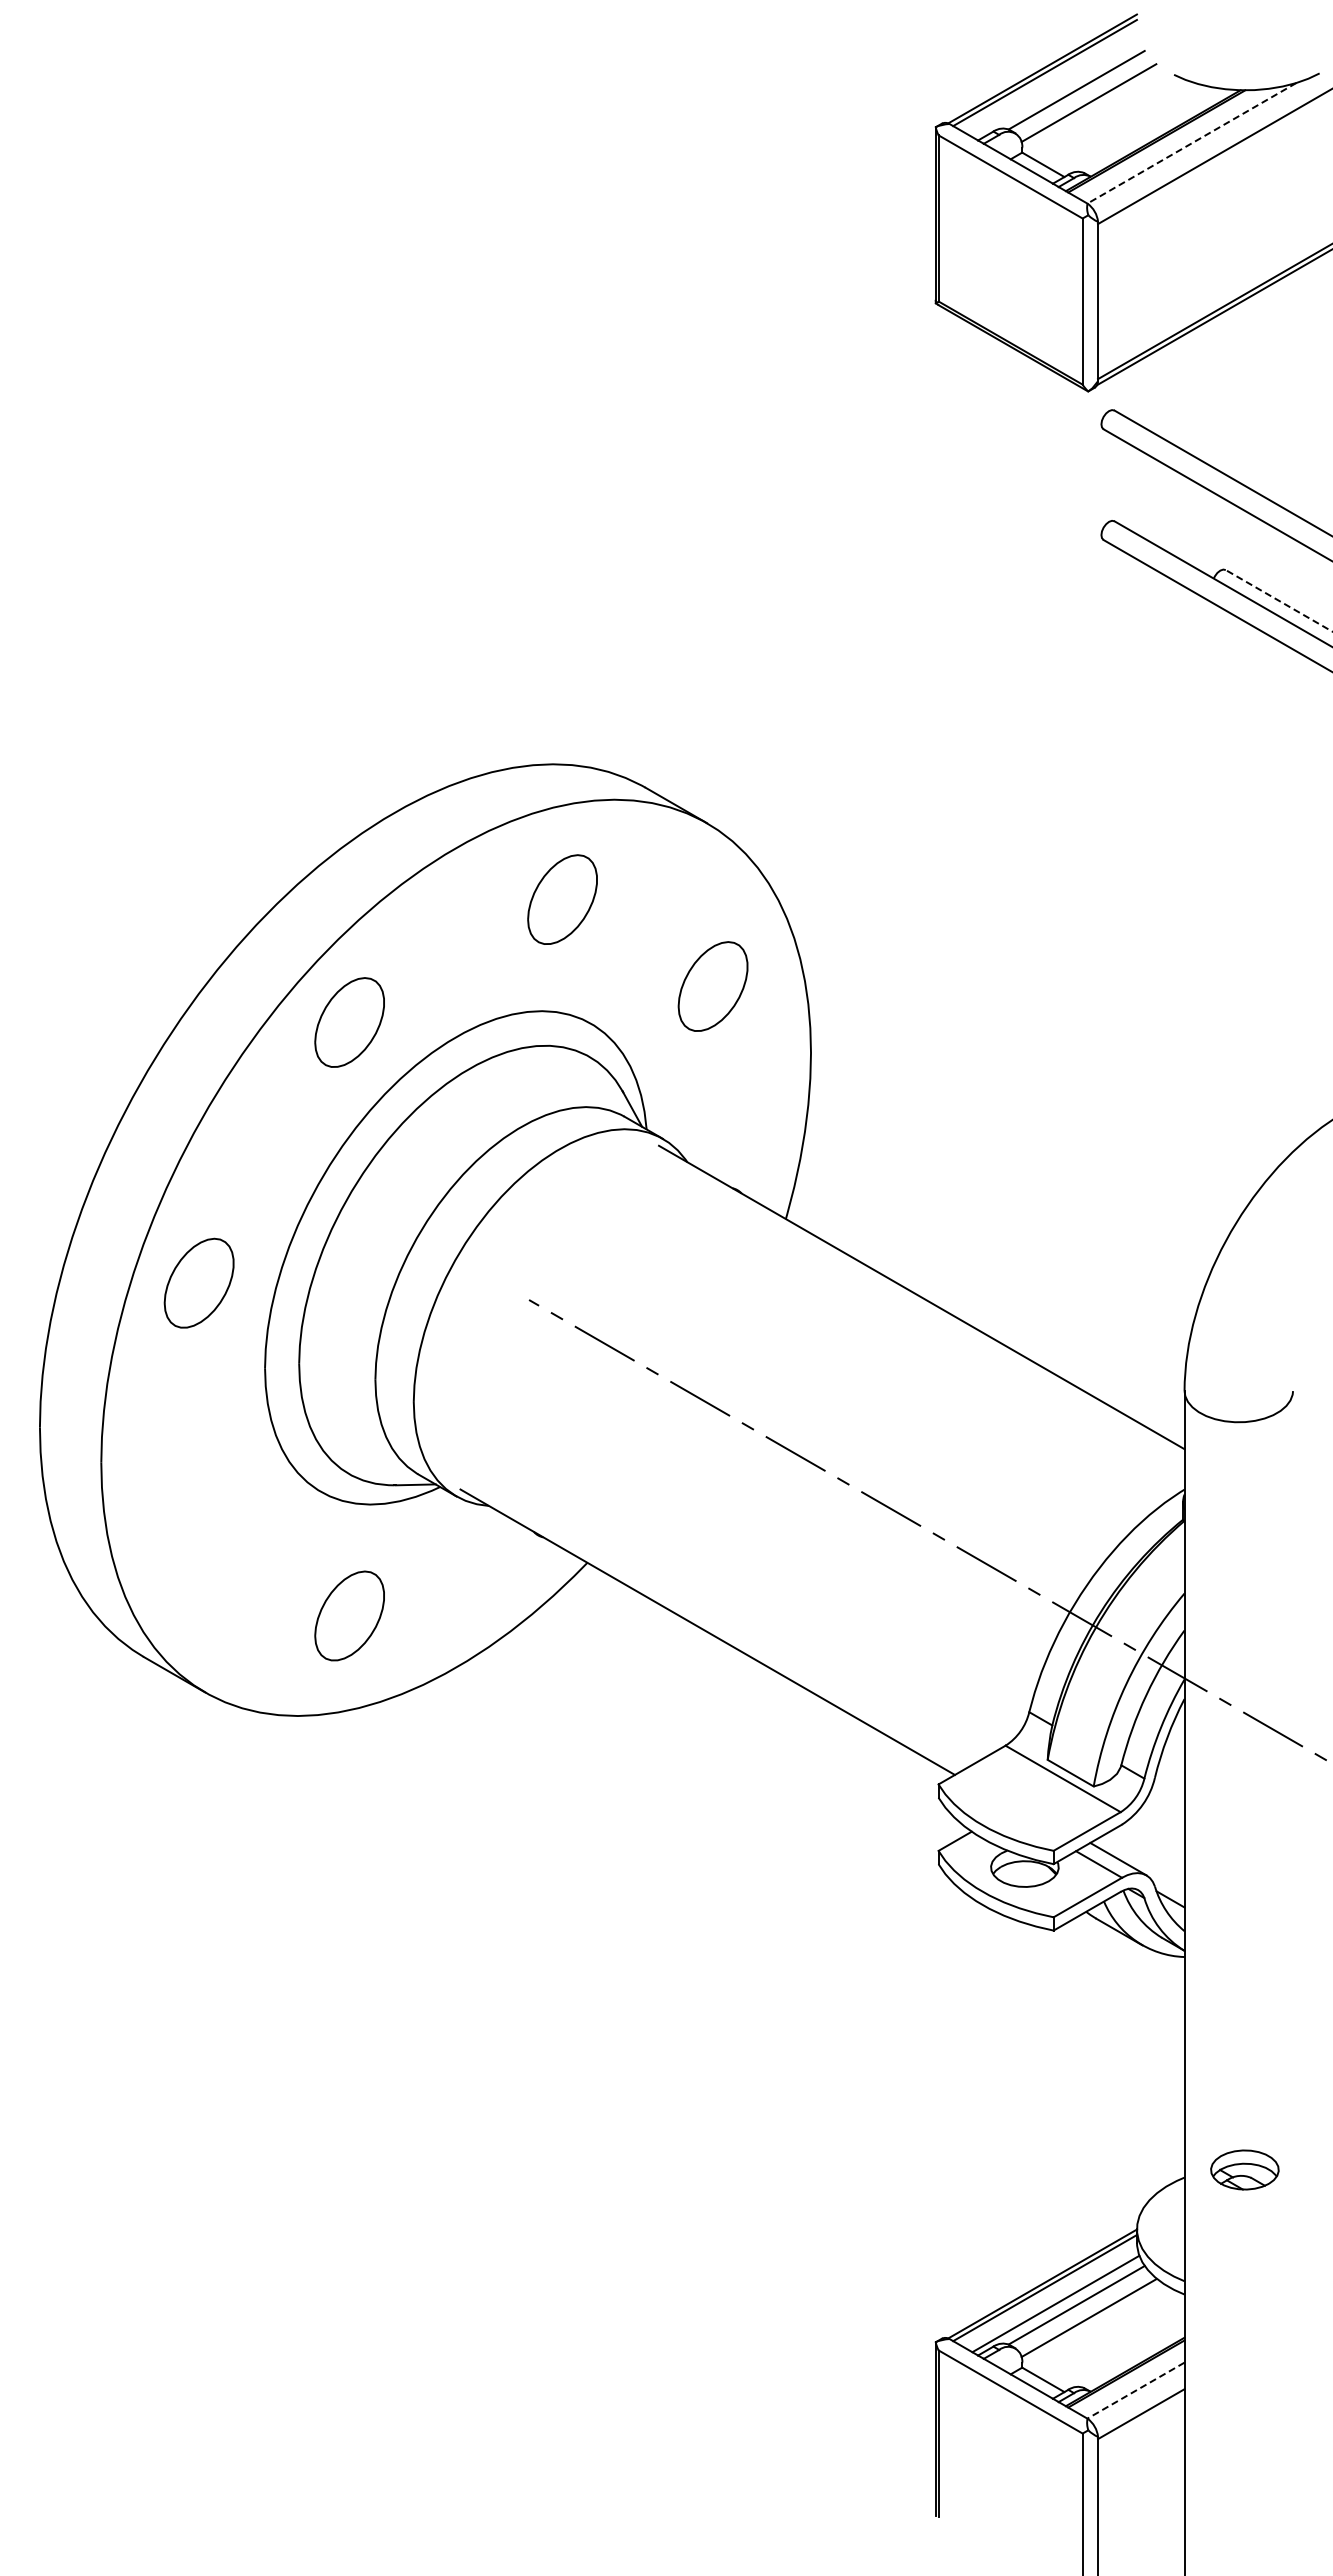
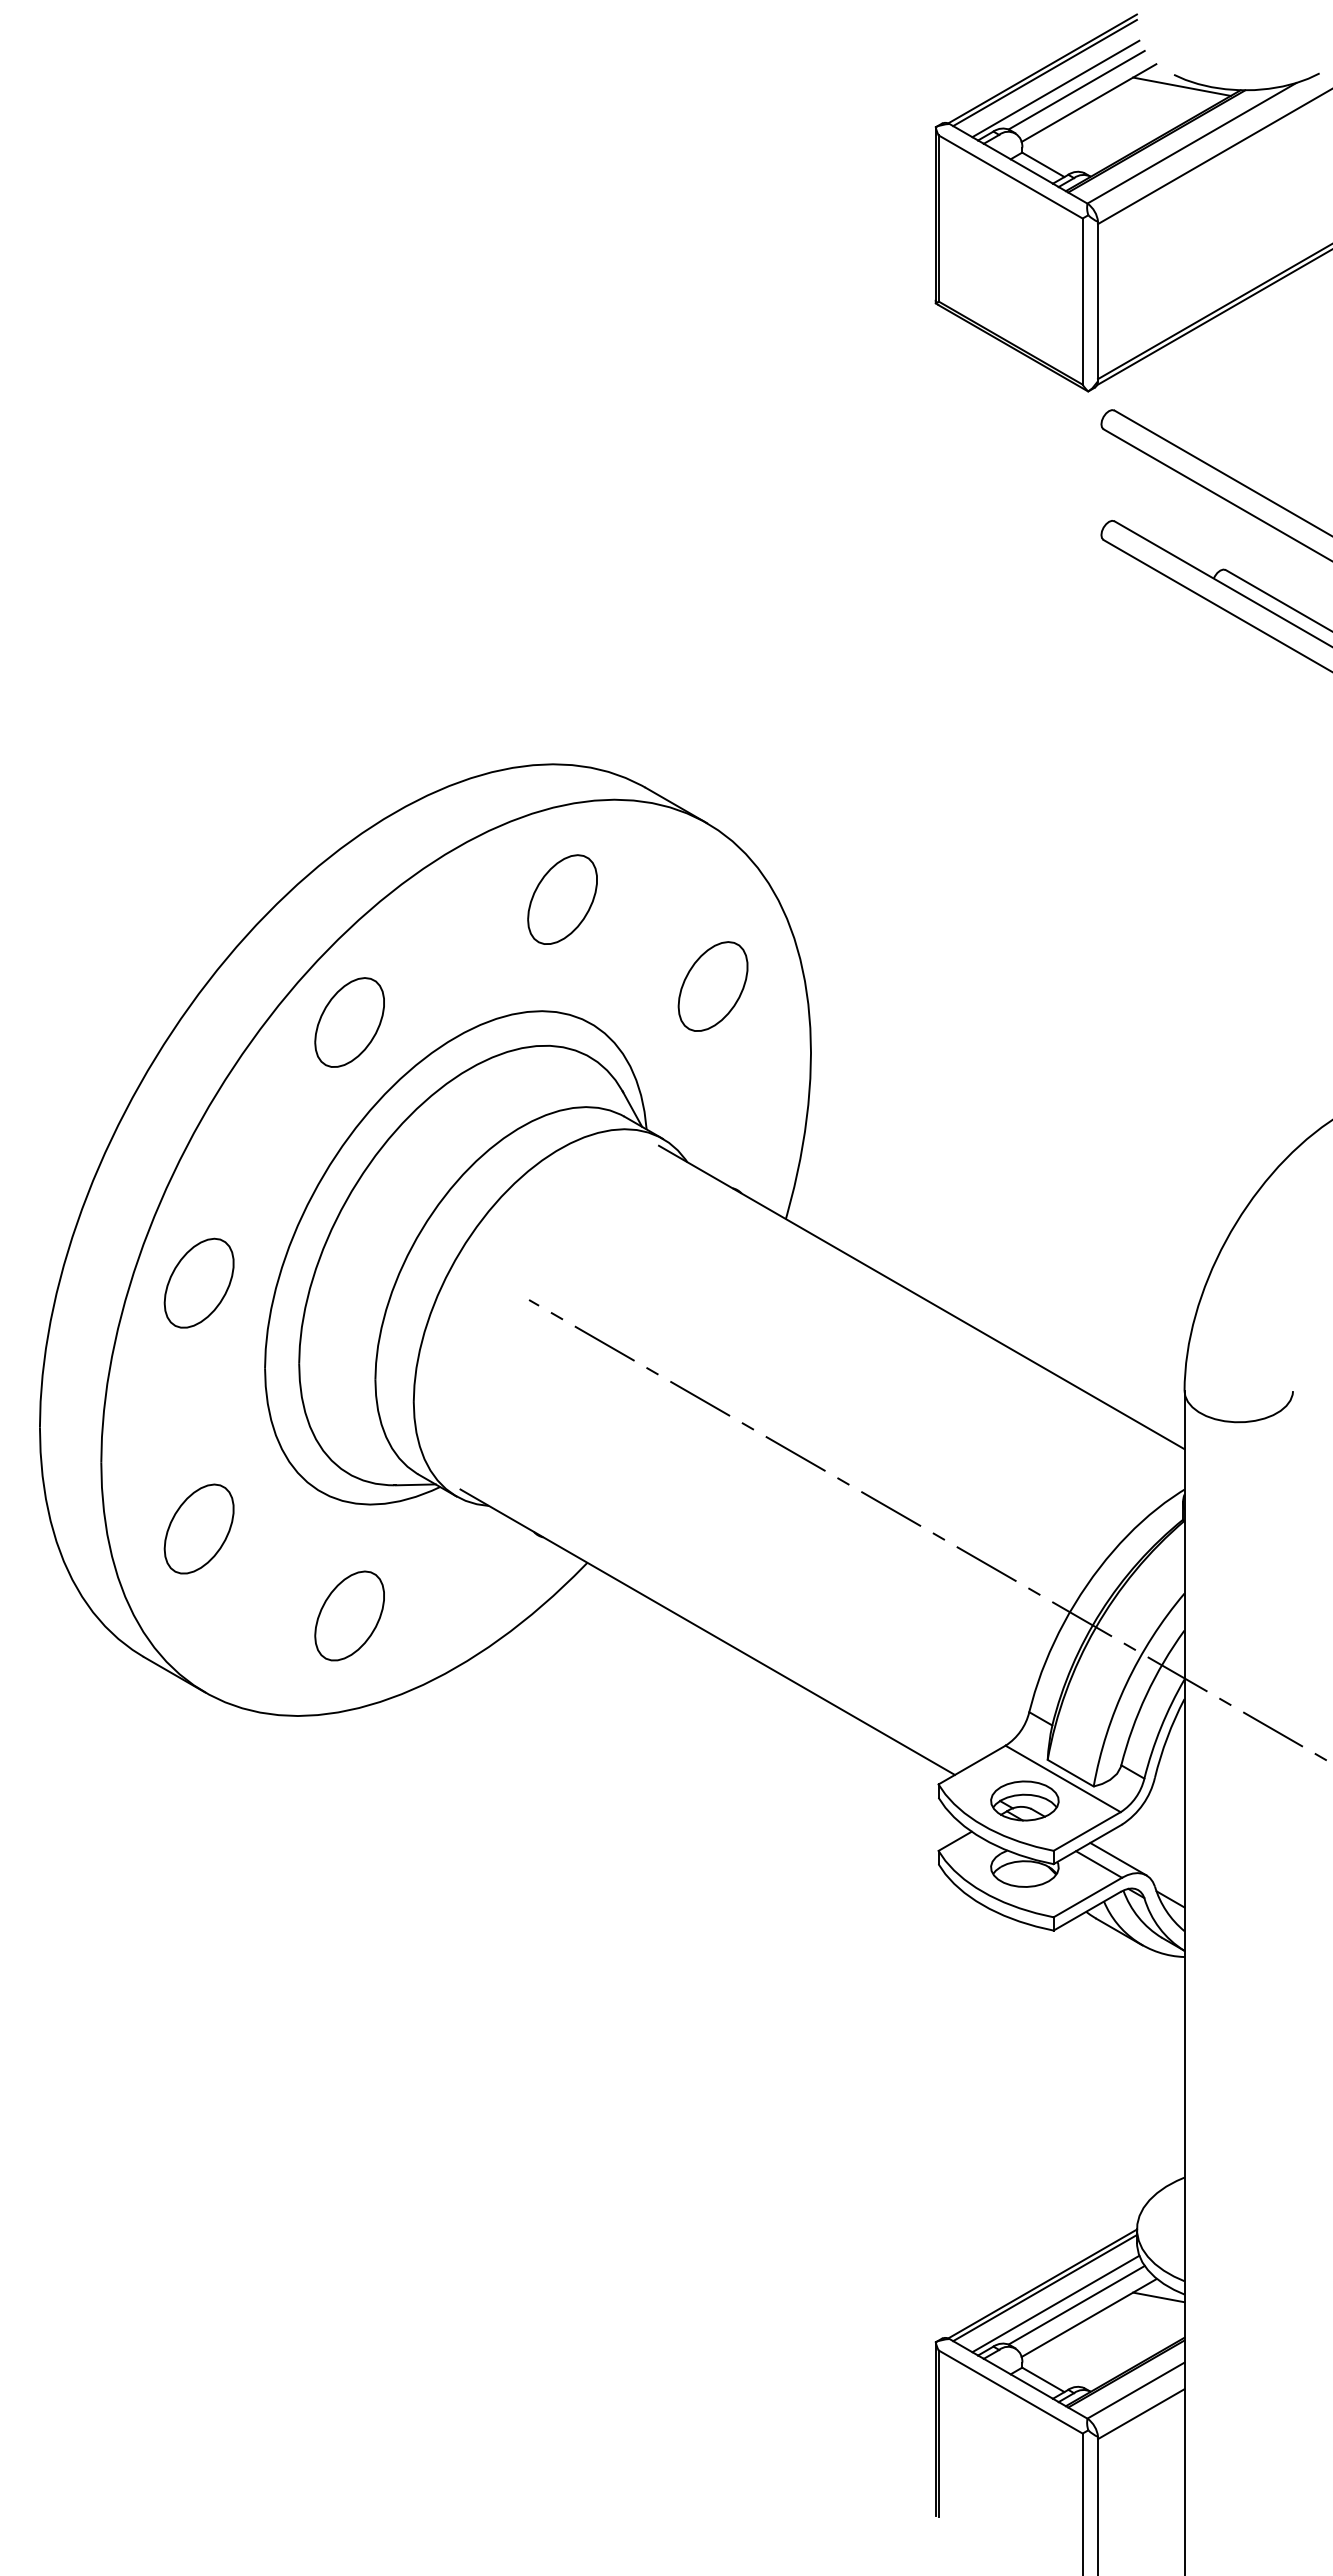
line: none -> present (1181, 86)
line: none -> present (1055, 88)
line: dashed -> solid (1191, 143)
line: dashed -> solid (1279, 600)
part: none -> present (198, 1528)
part position: (1244, 2169) -> (1024, 1800) (1024, 1800)
line: none -> present (1158, 2297)
line: dashed -> solid (1135, 2390)
